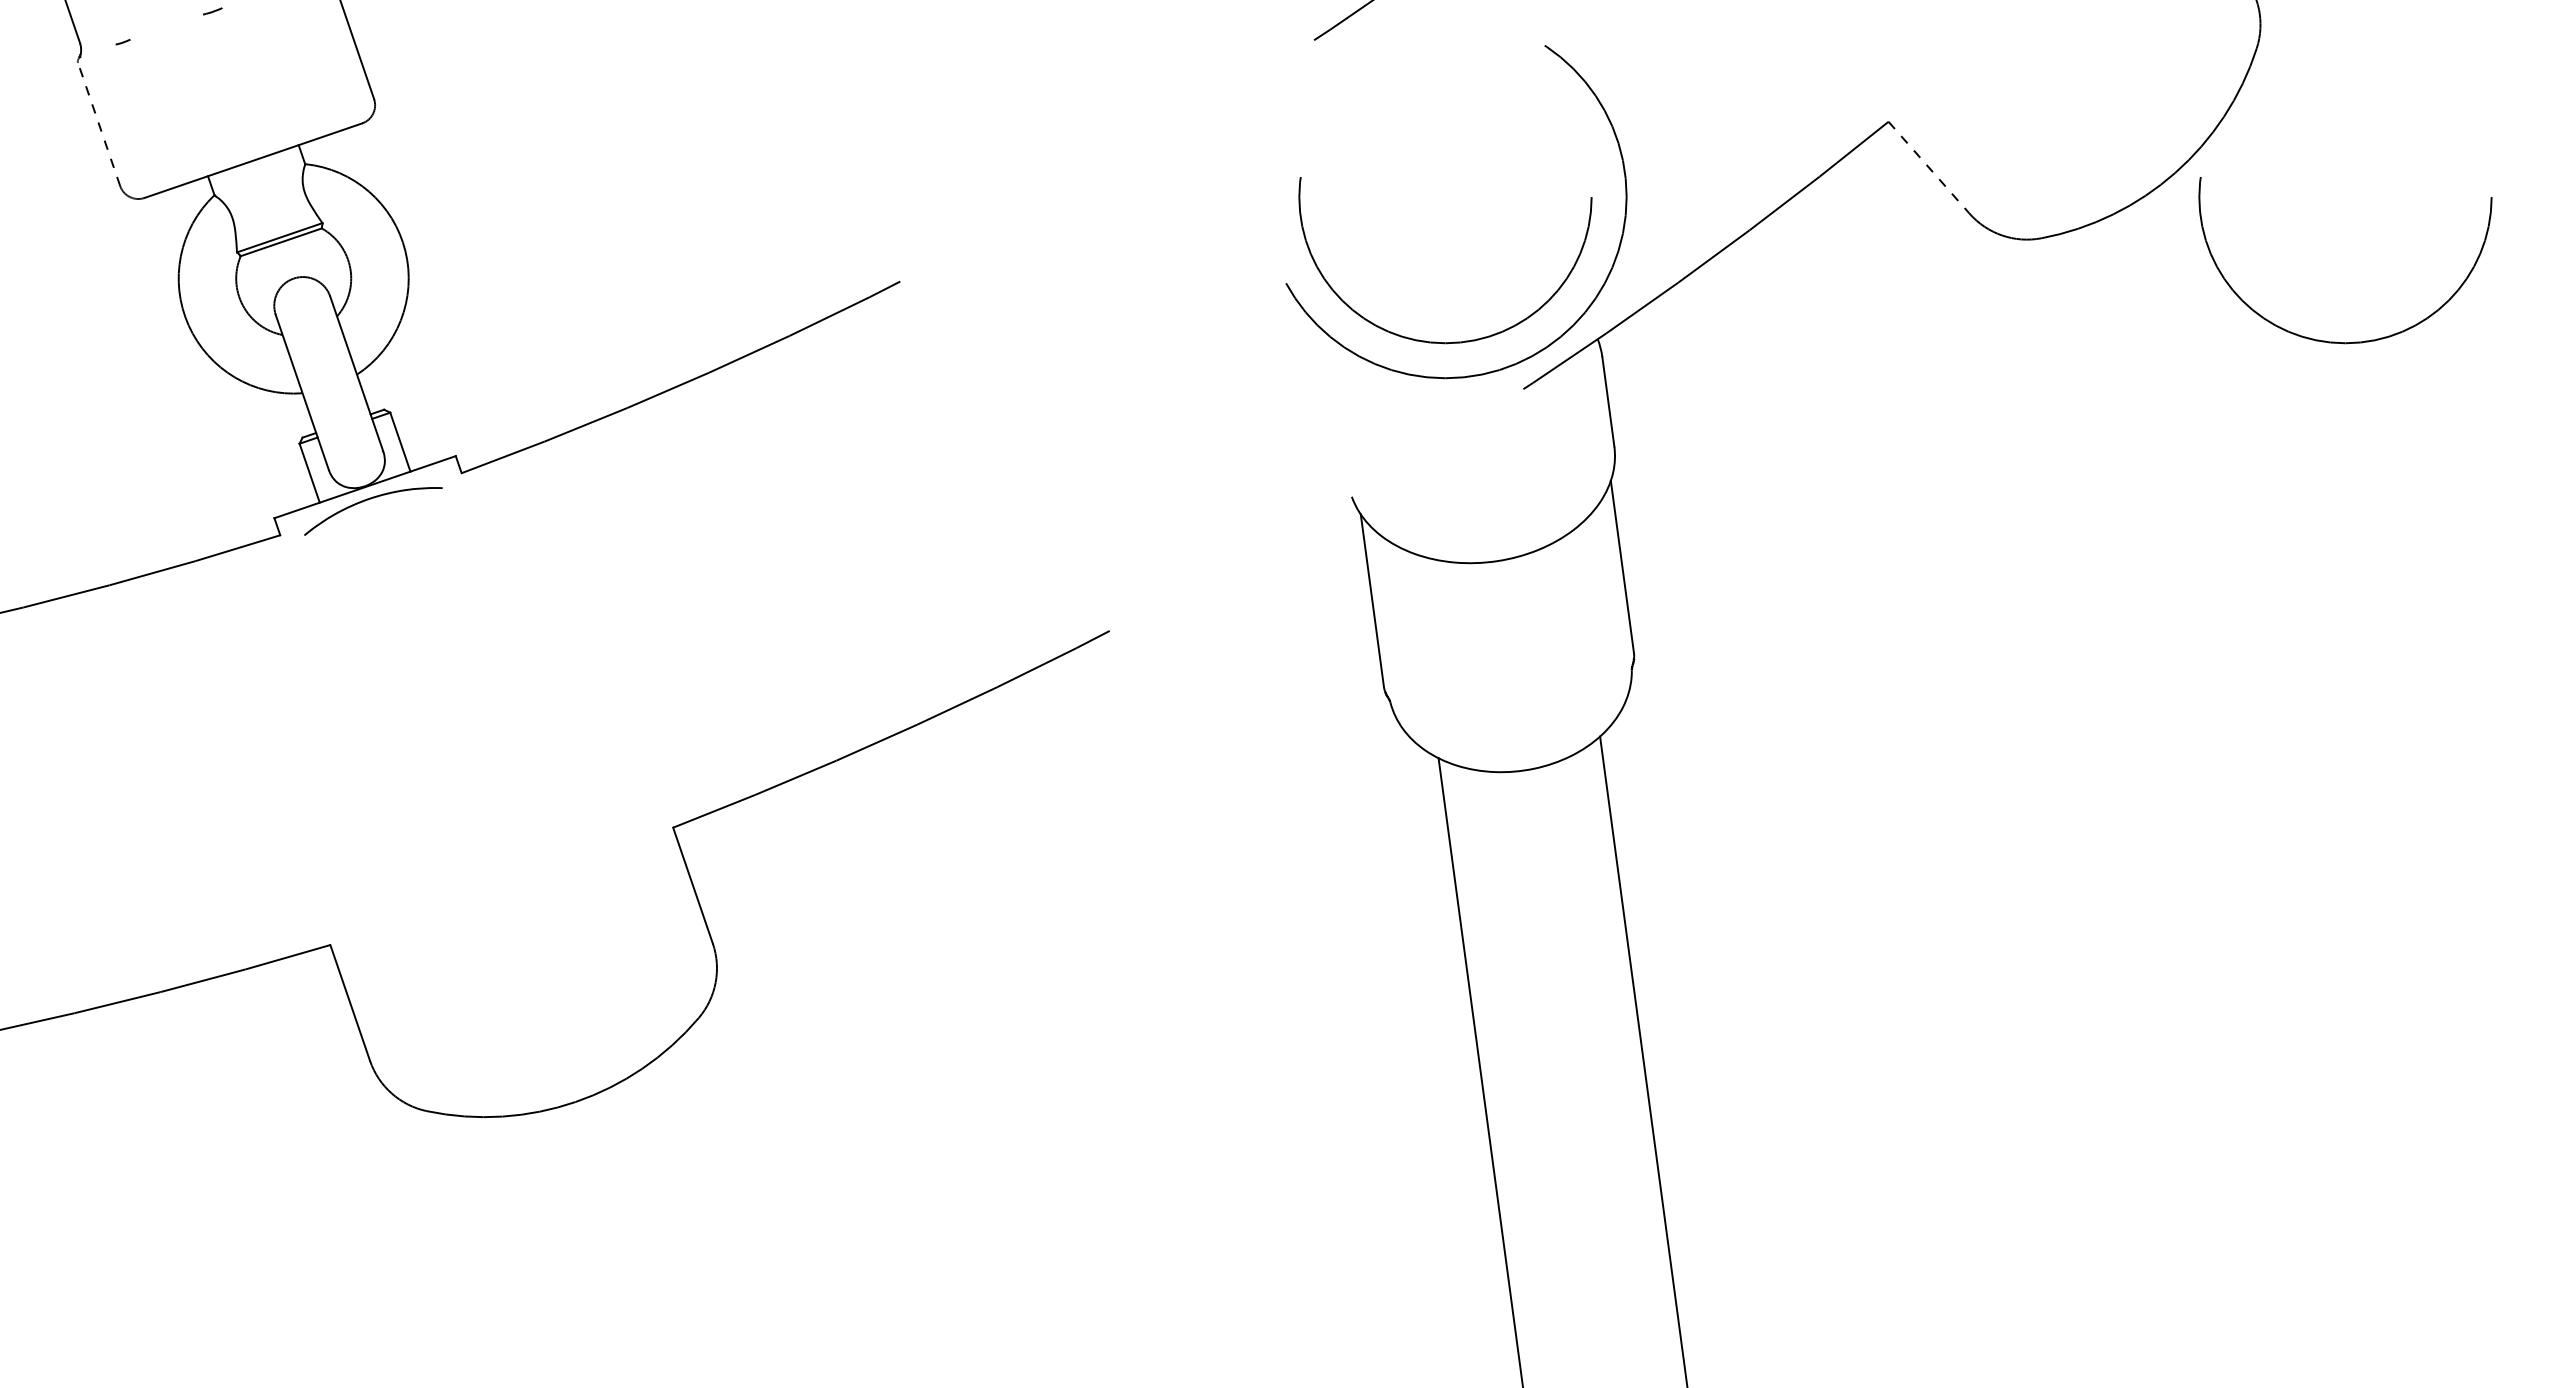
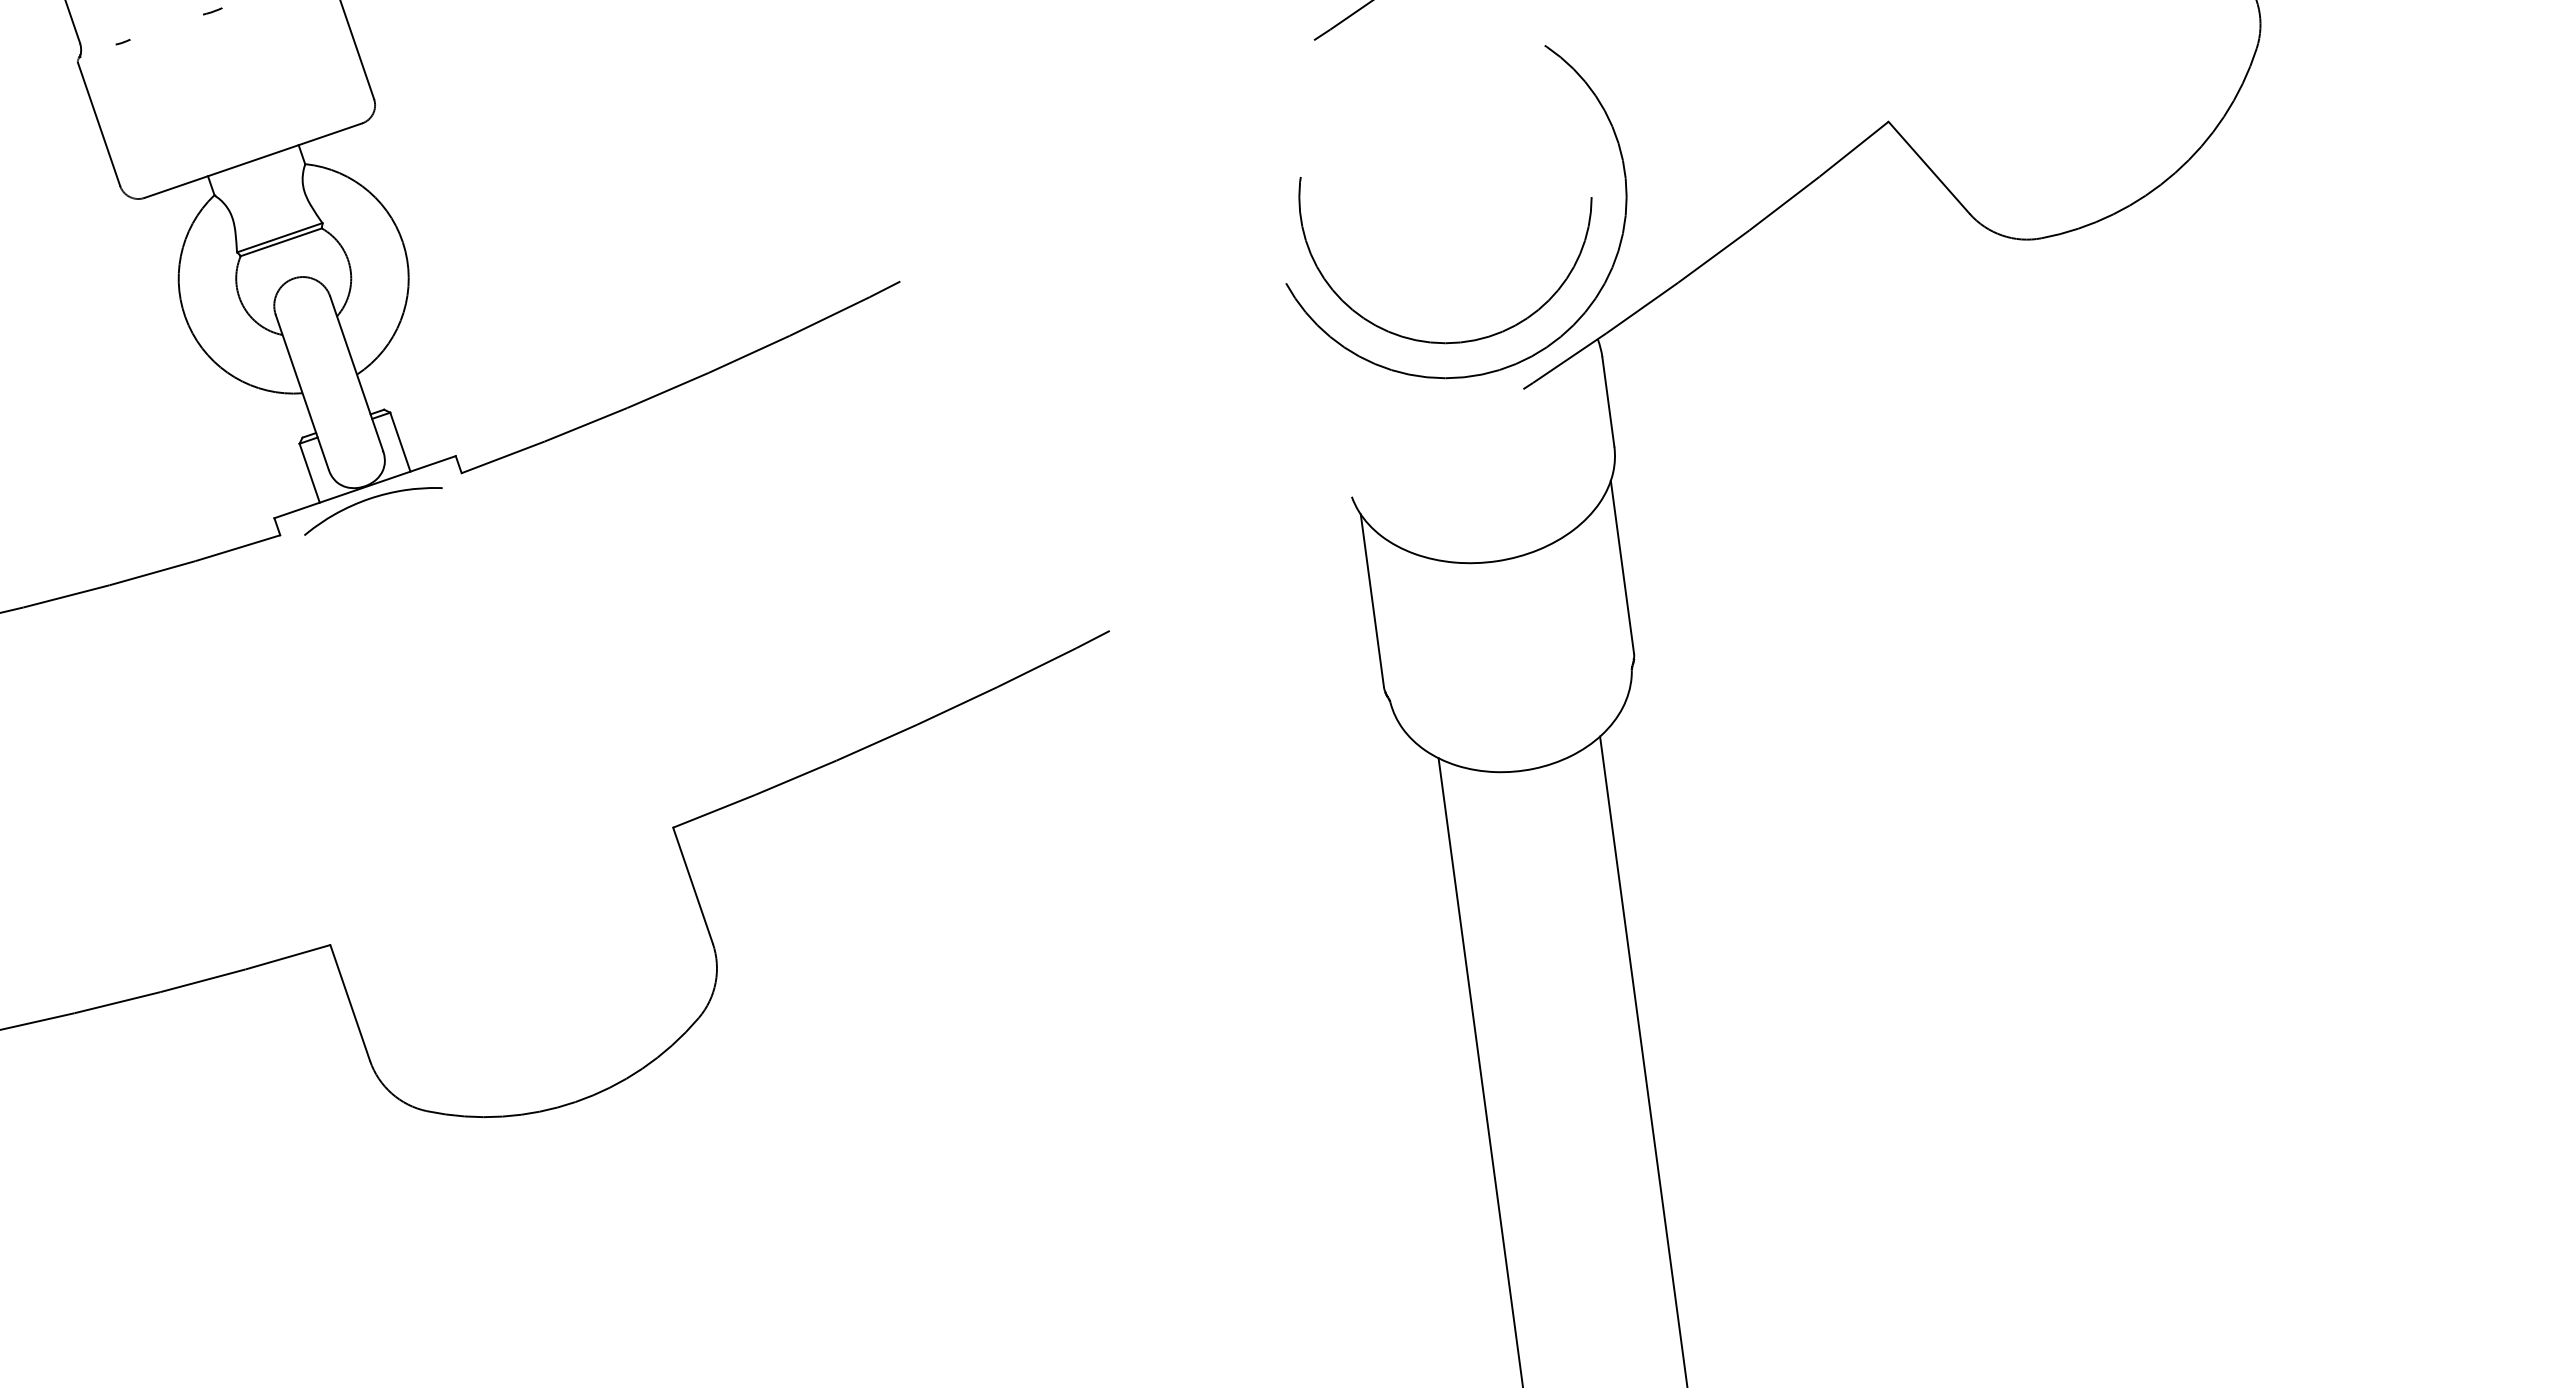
line: dashed -> solid (98, 124)
line: dashed -> solid (1929, 168)
circle: present -> none (2345, 260)
